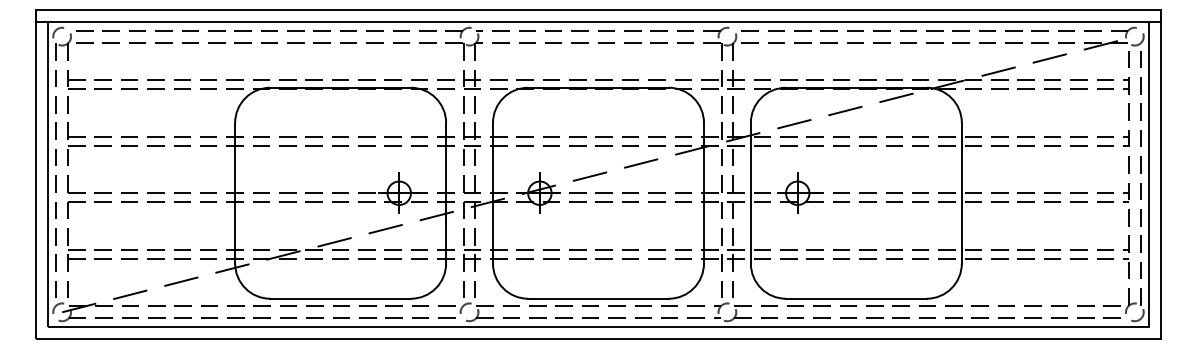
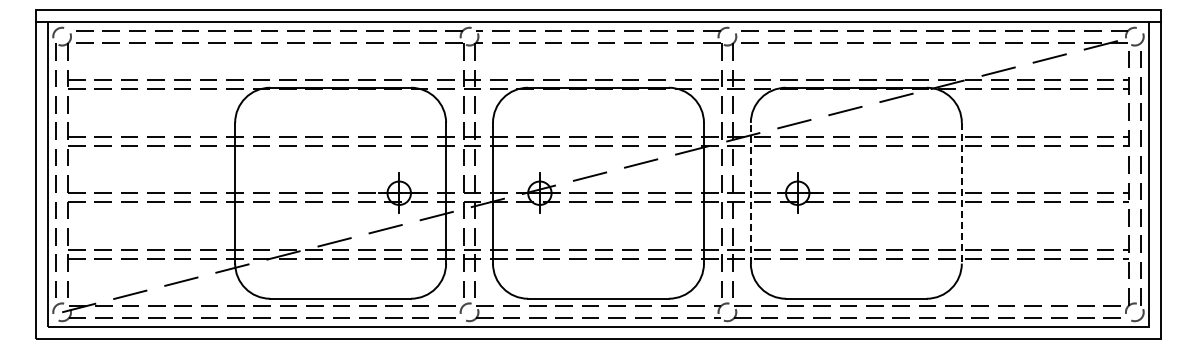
line: solid -> dashed (750, 192)
line: solid -> dashed (961, 193)
